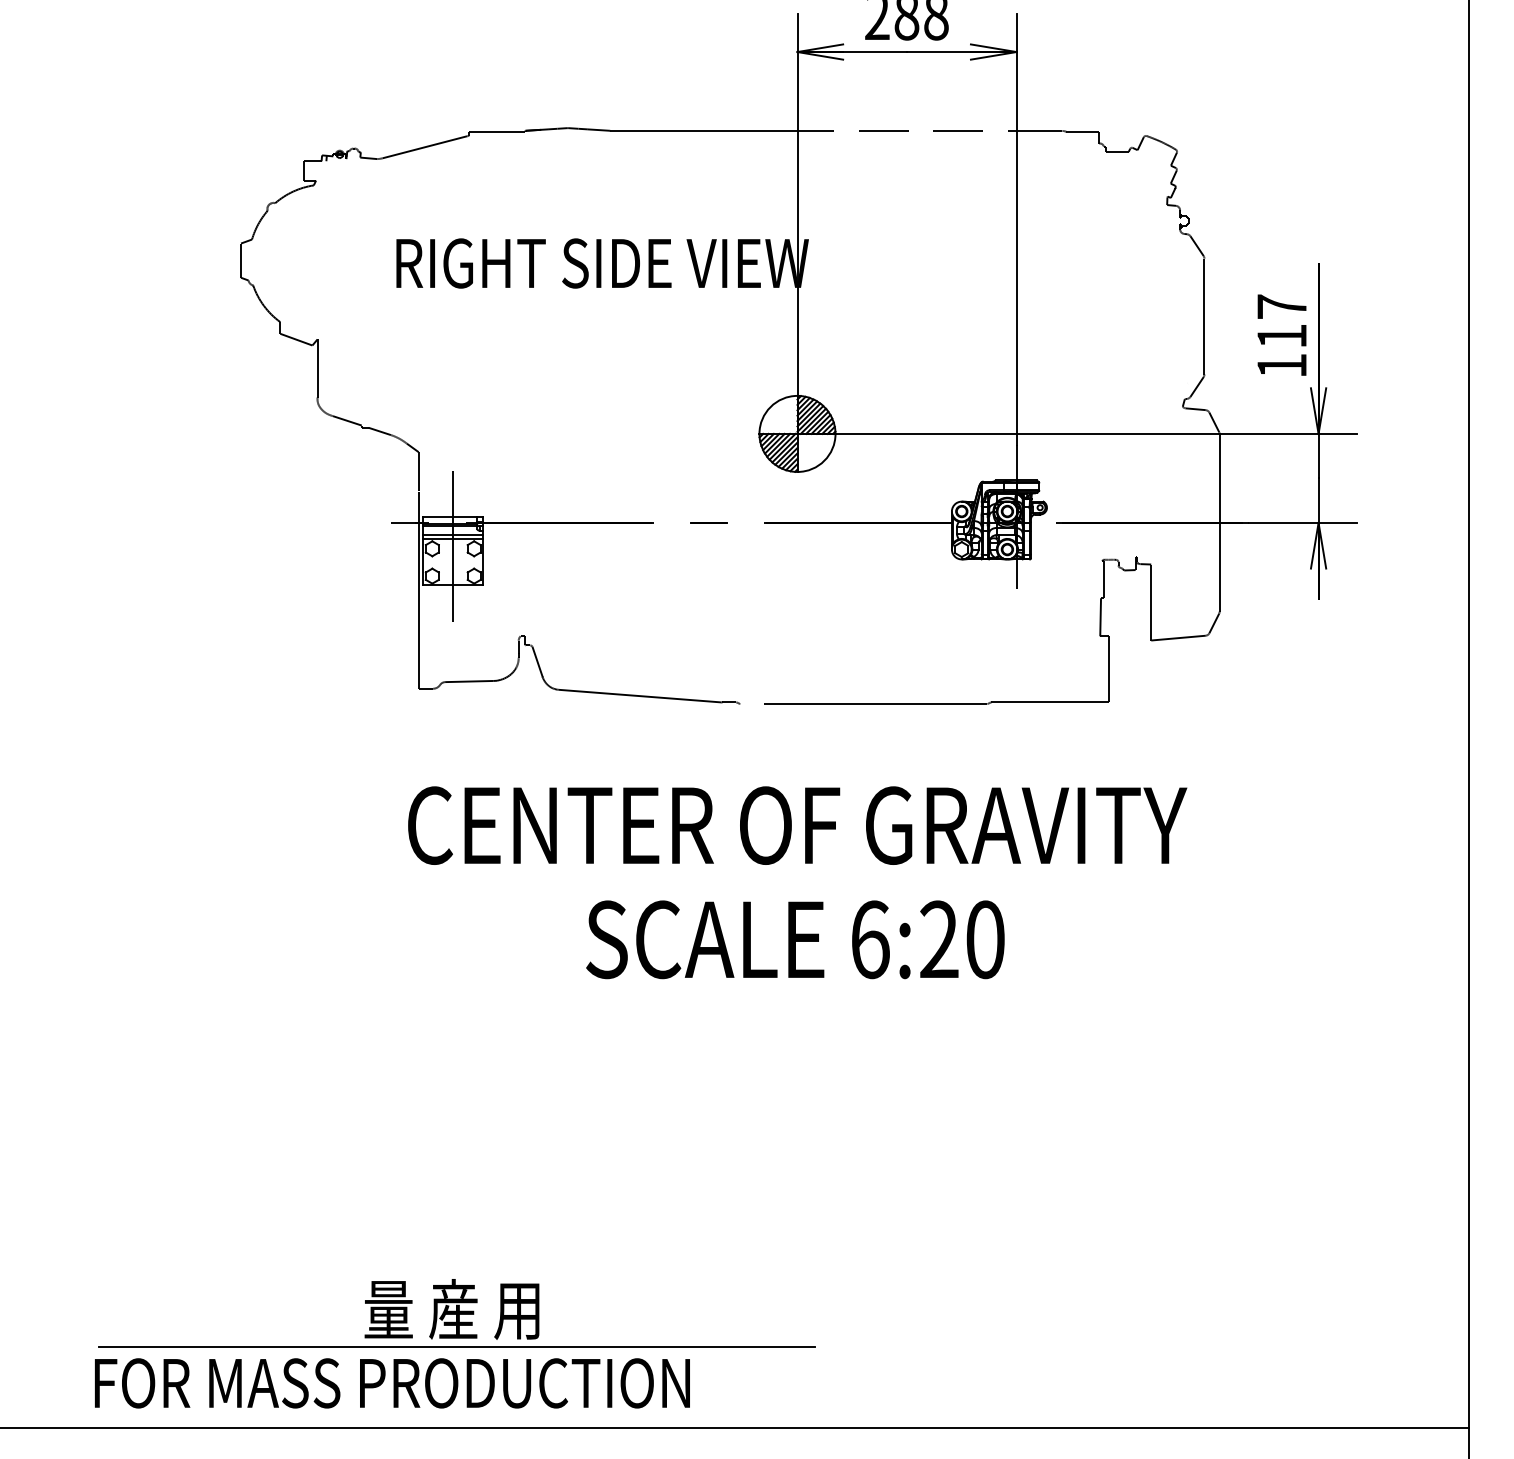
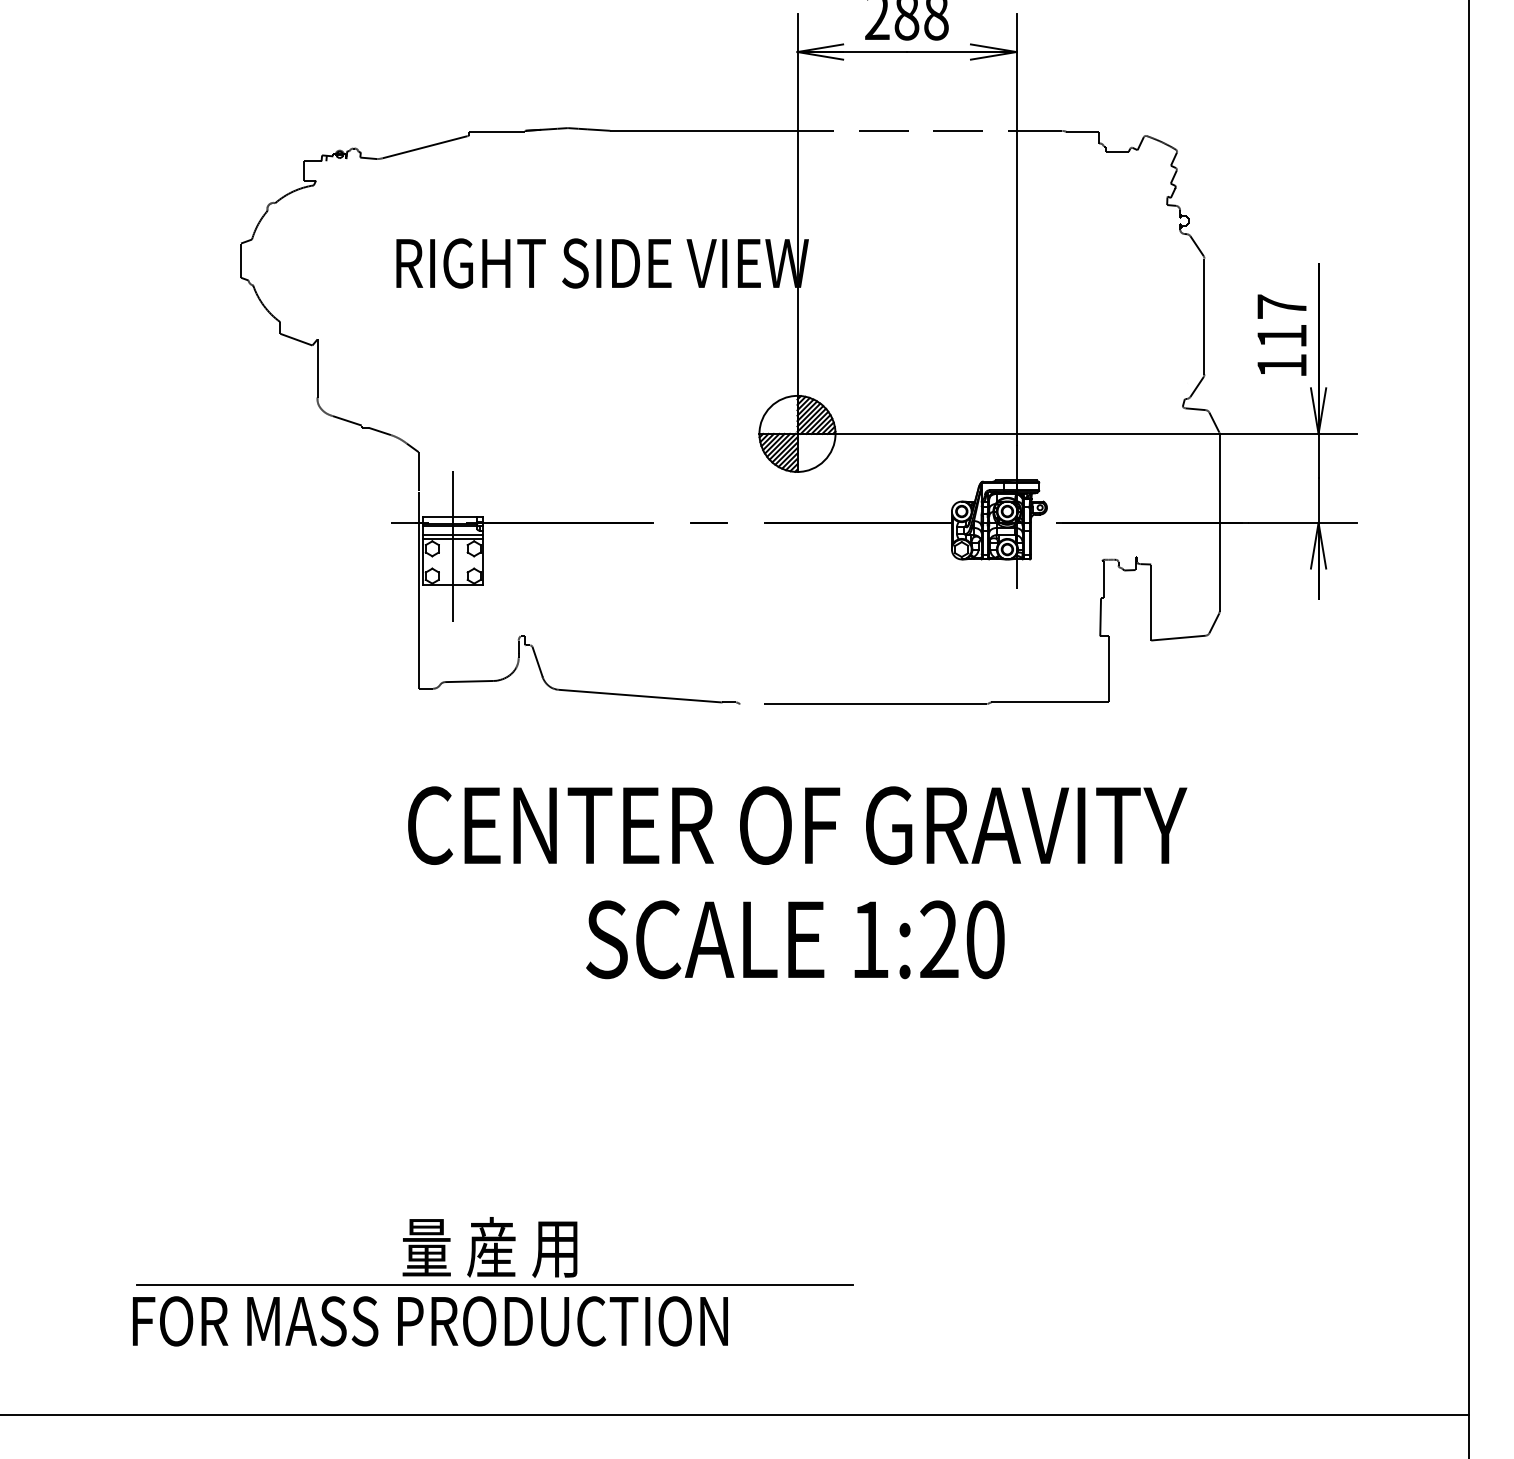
text: 6:20 -> 1:20 (870, 939)
part position: (455, 1343) -> (493, 1281) (493, 1281)
line position: (735, 1428) -> (735, 1415) (735, 1415)
